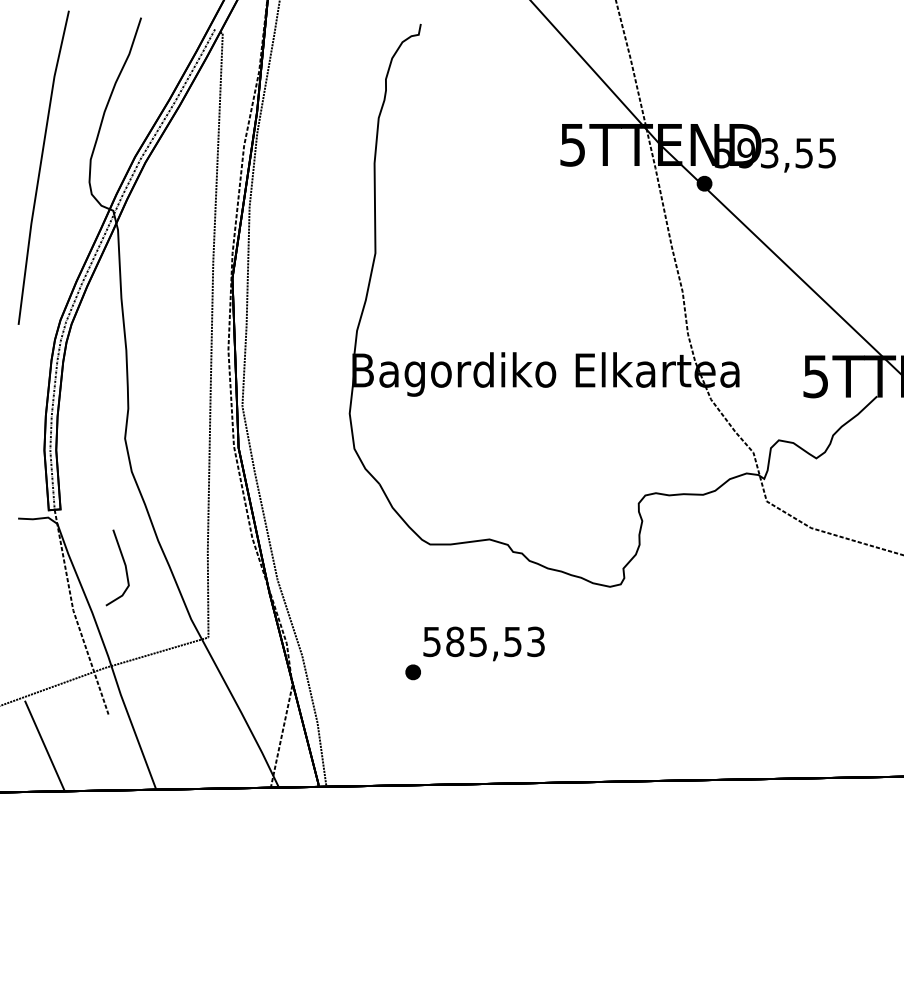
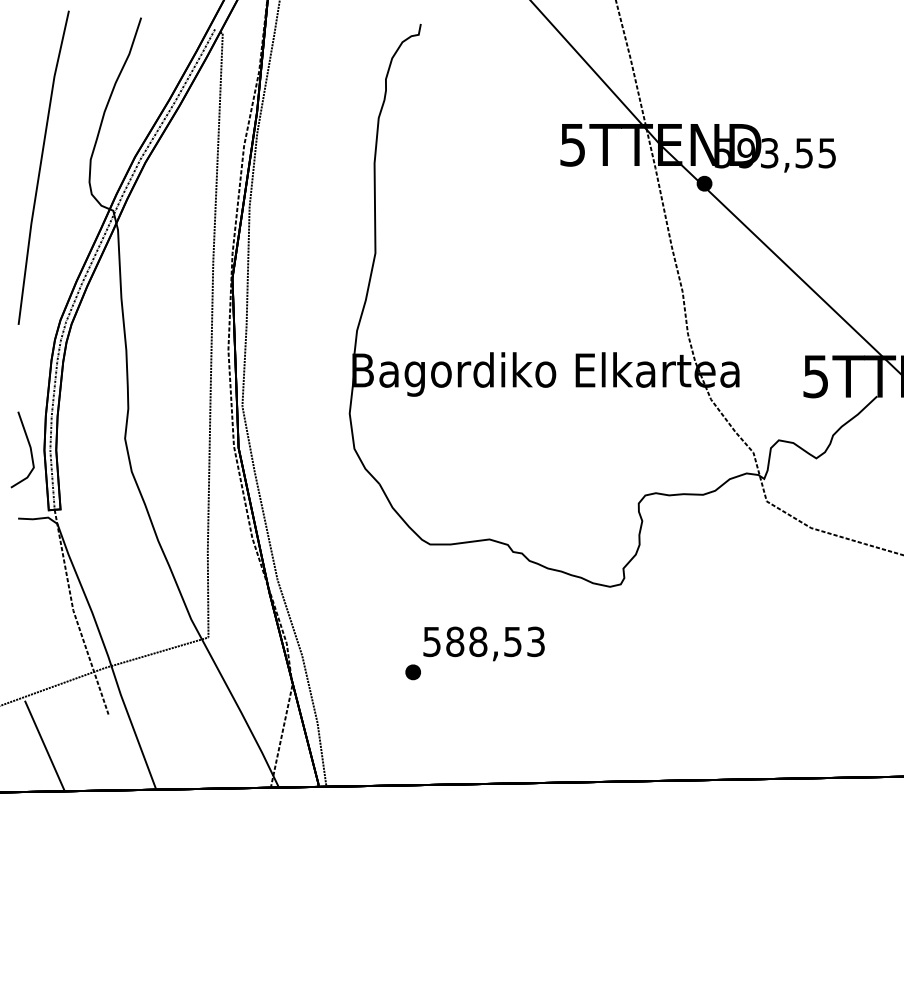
line position: (124, 566) -> (29, 448) (29, 448)
text: 585,53 -> 588,53 (478, 641)
